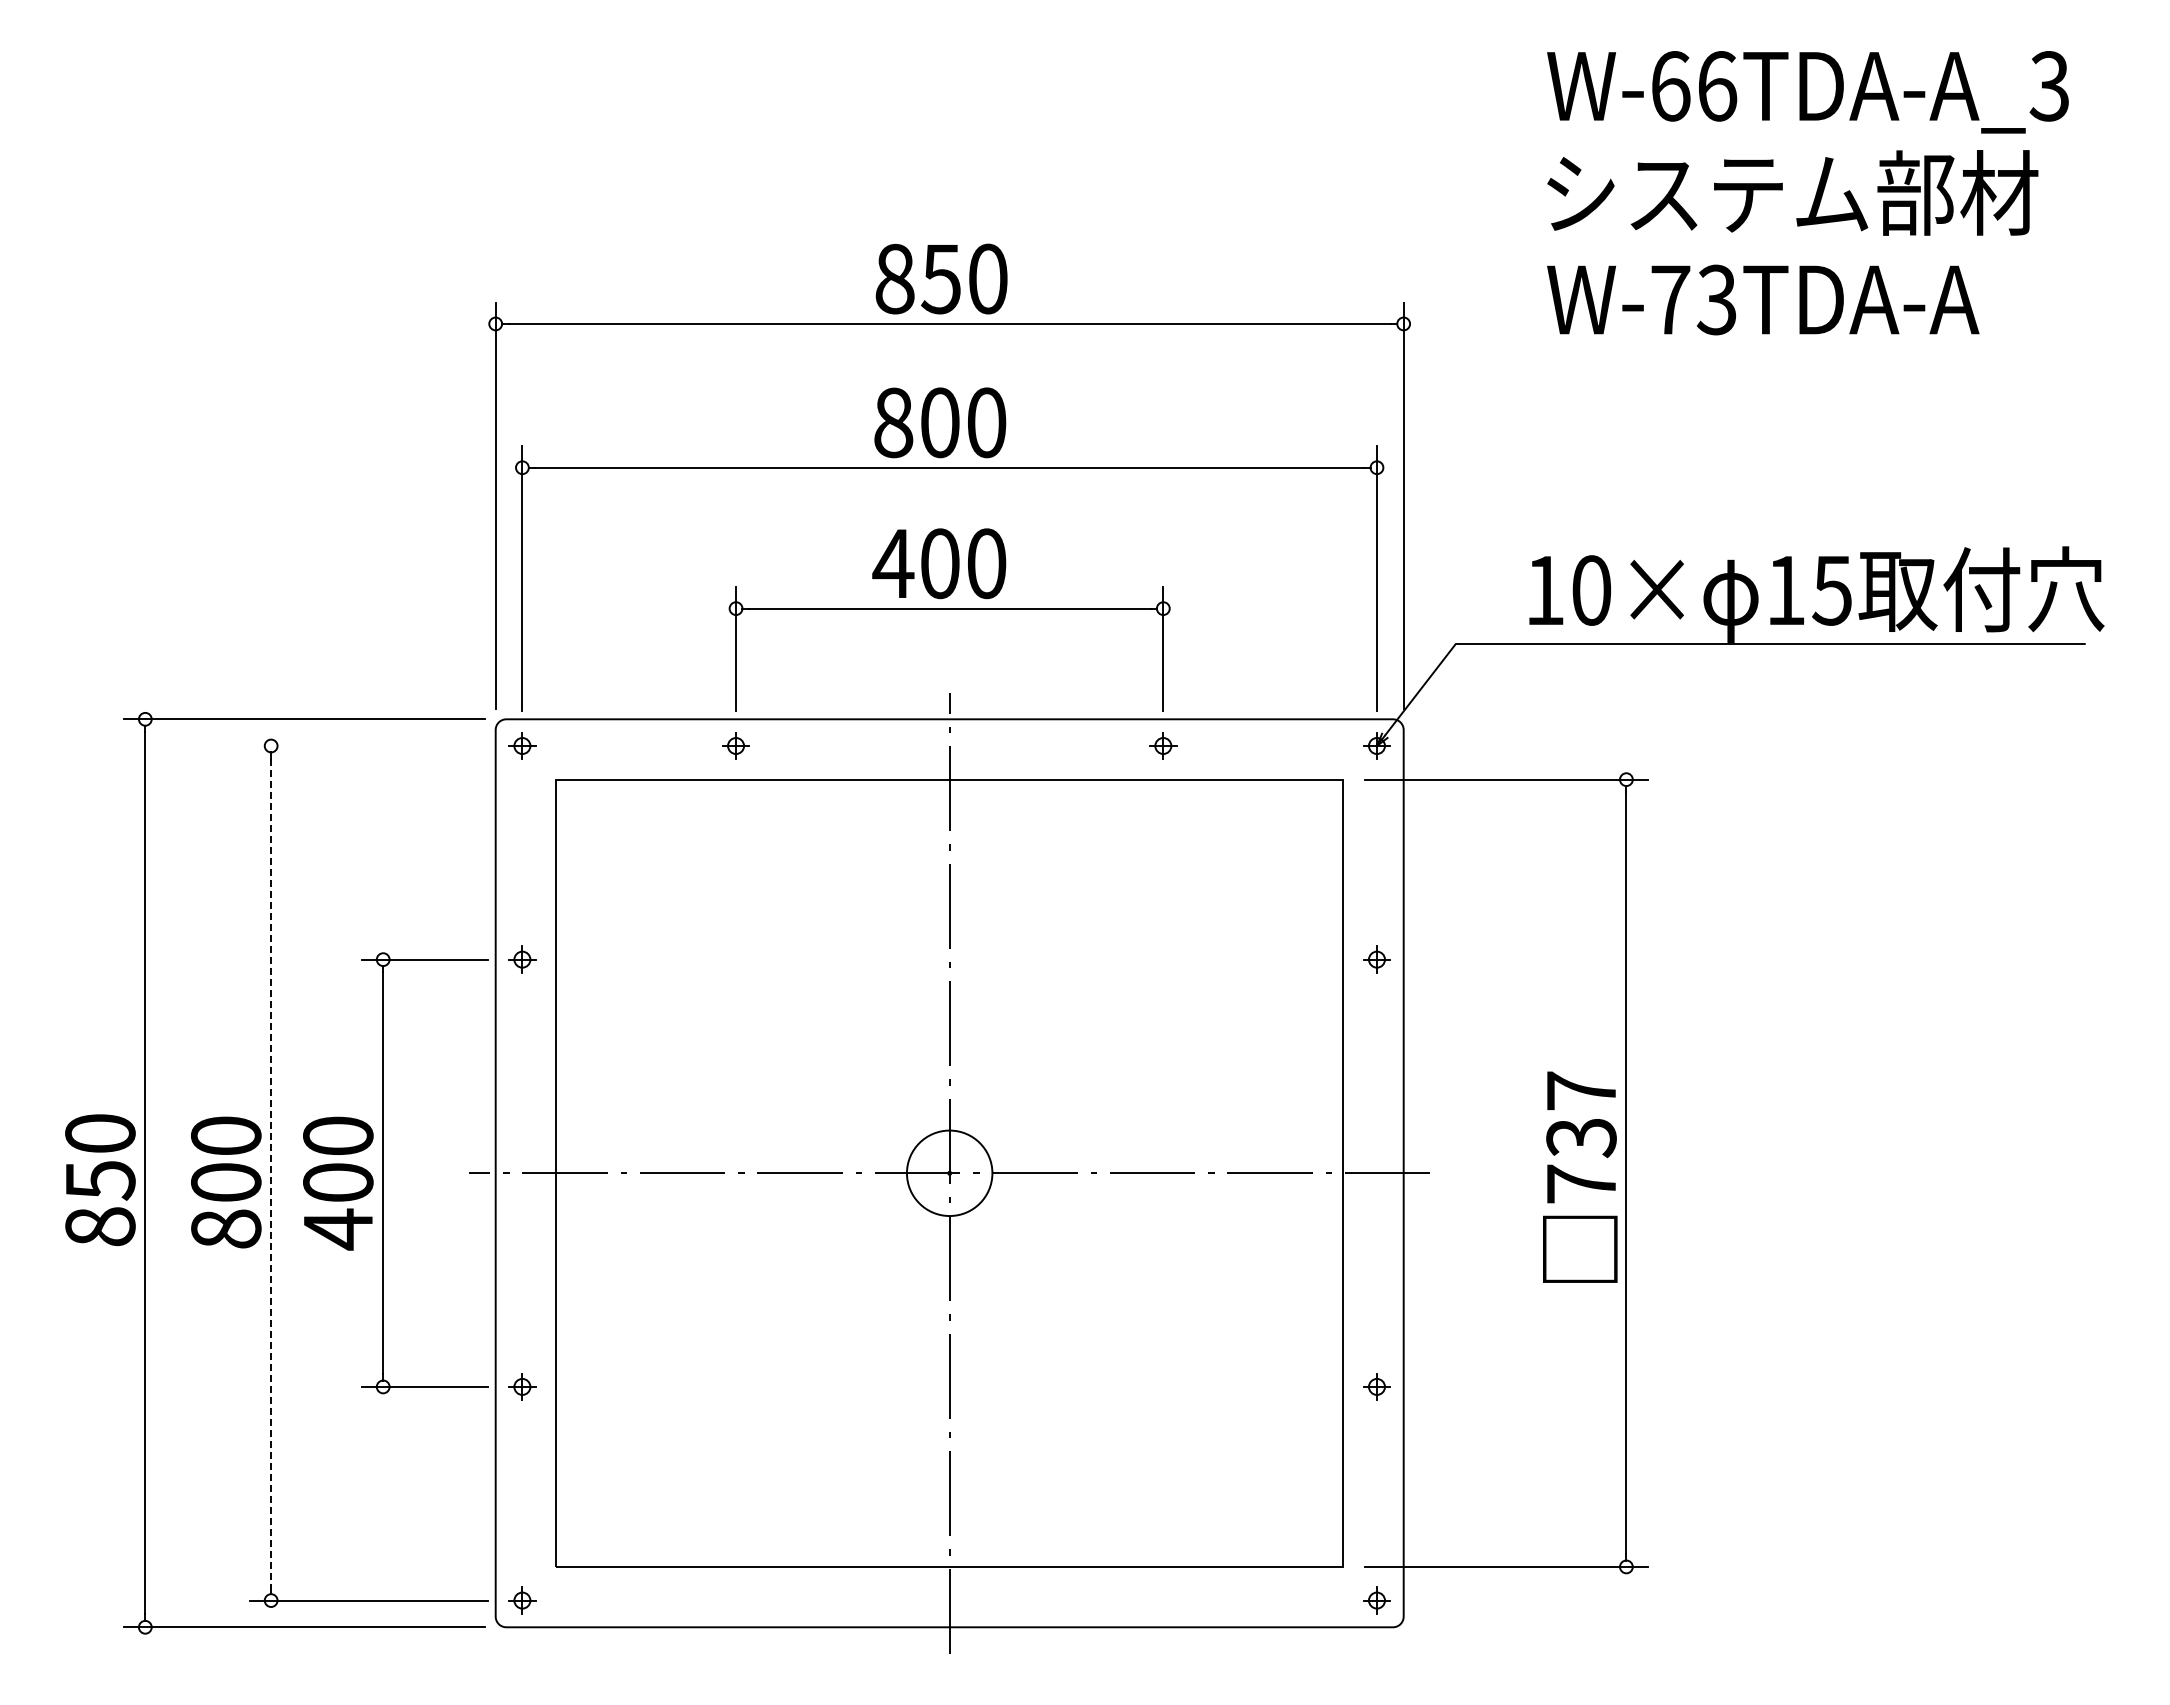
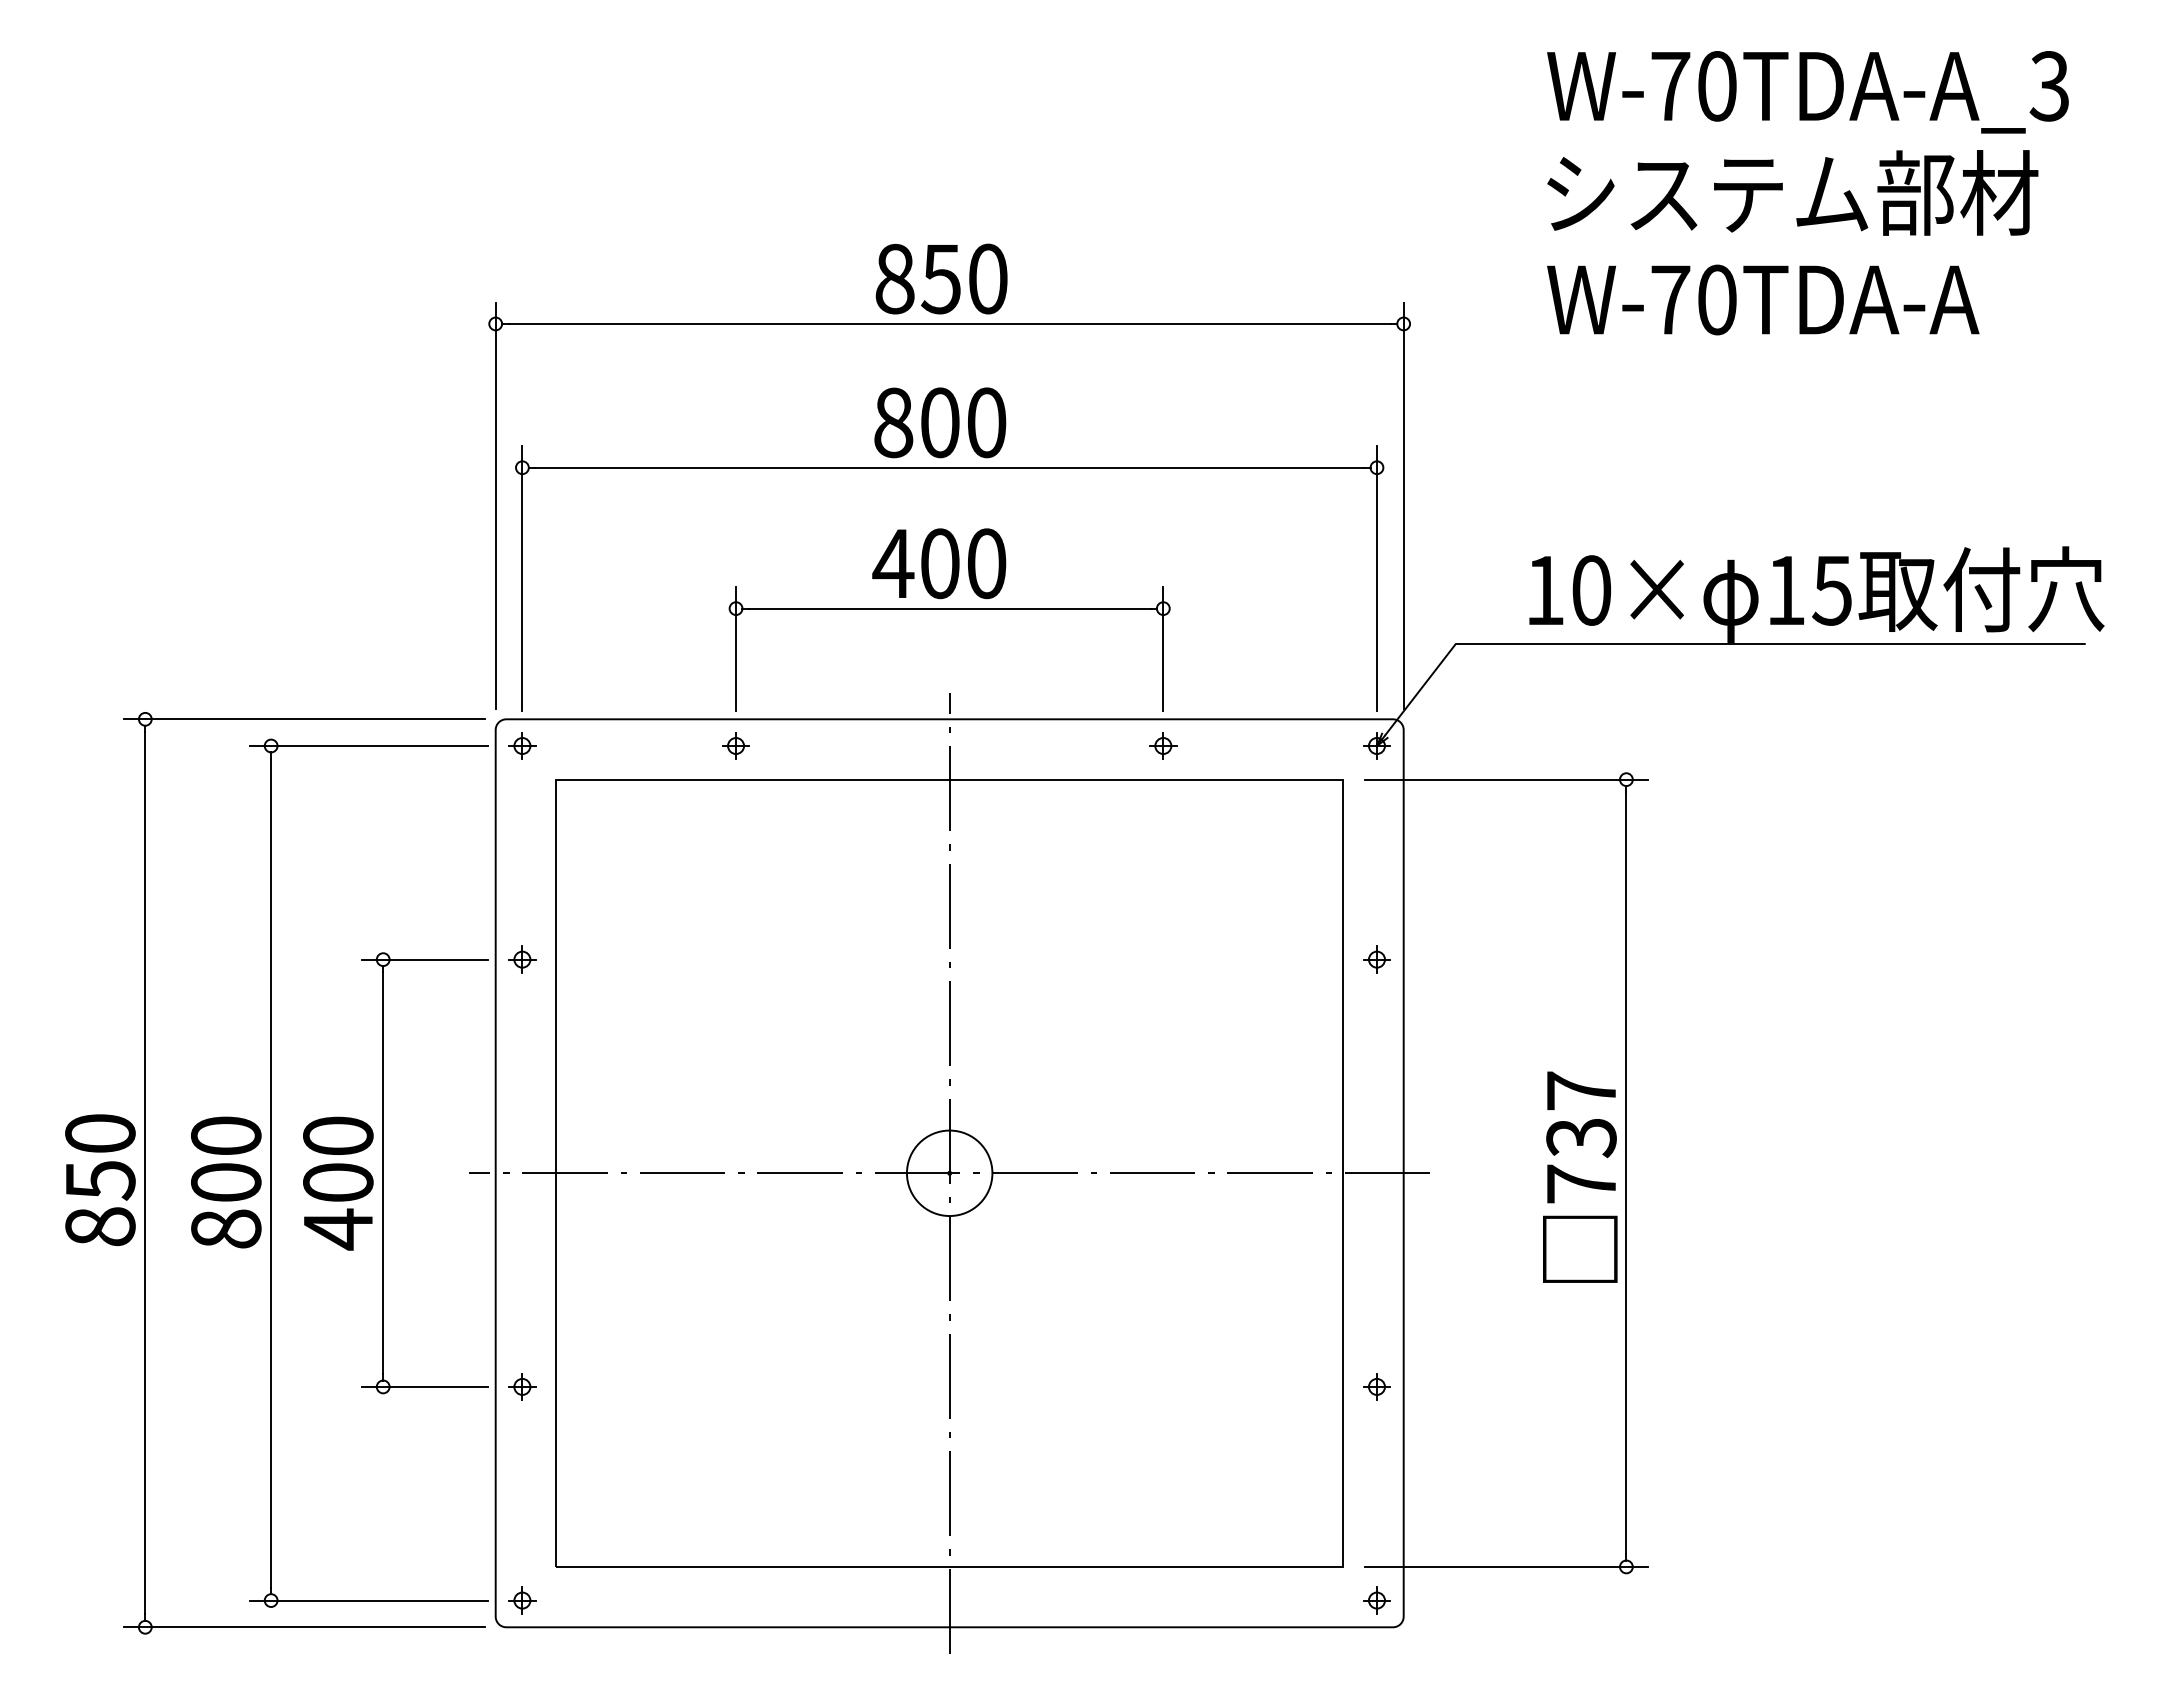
text: W-66TDA-A_3 -> W-70TDA-A_3 (1694, 86)
text: W-73TDA-A -> W-70TDA-A (1716, 299)
line: none -> present (368, 746)
line: dashed -> solid (271, 1173)
